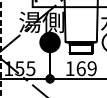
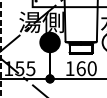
text: 169 -> 160 (91, 68)
